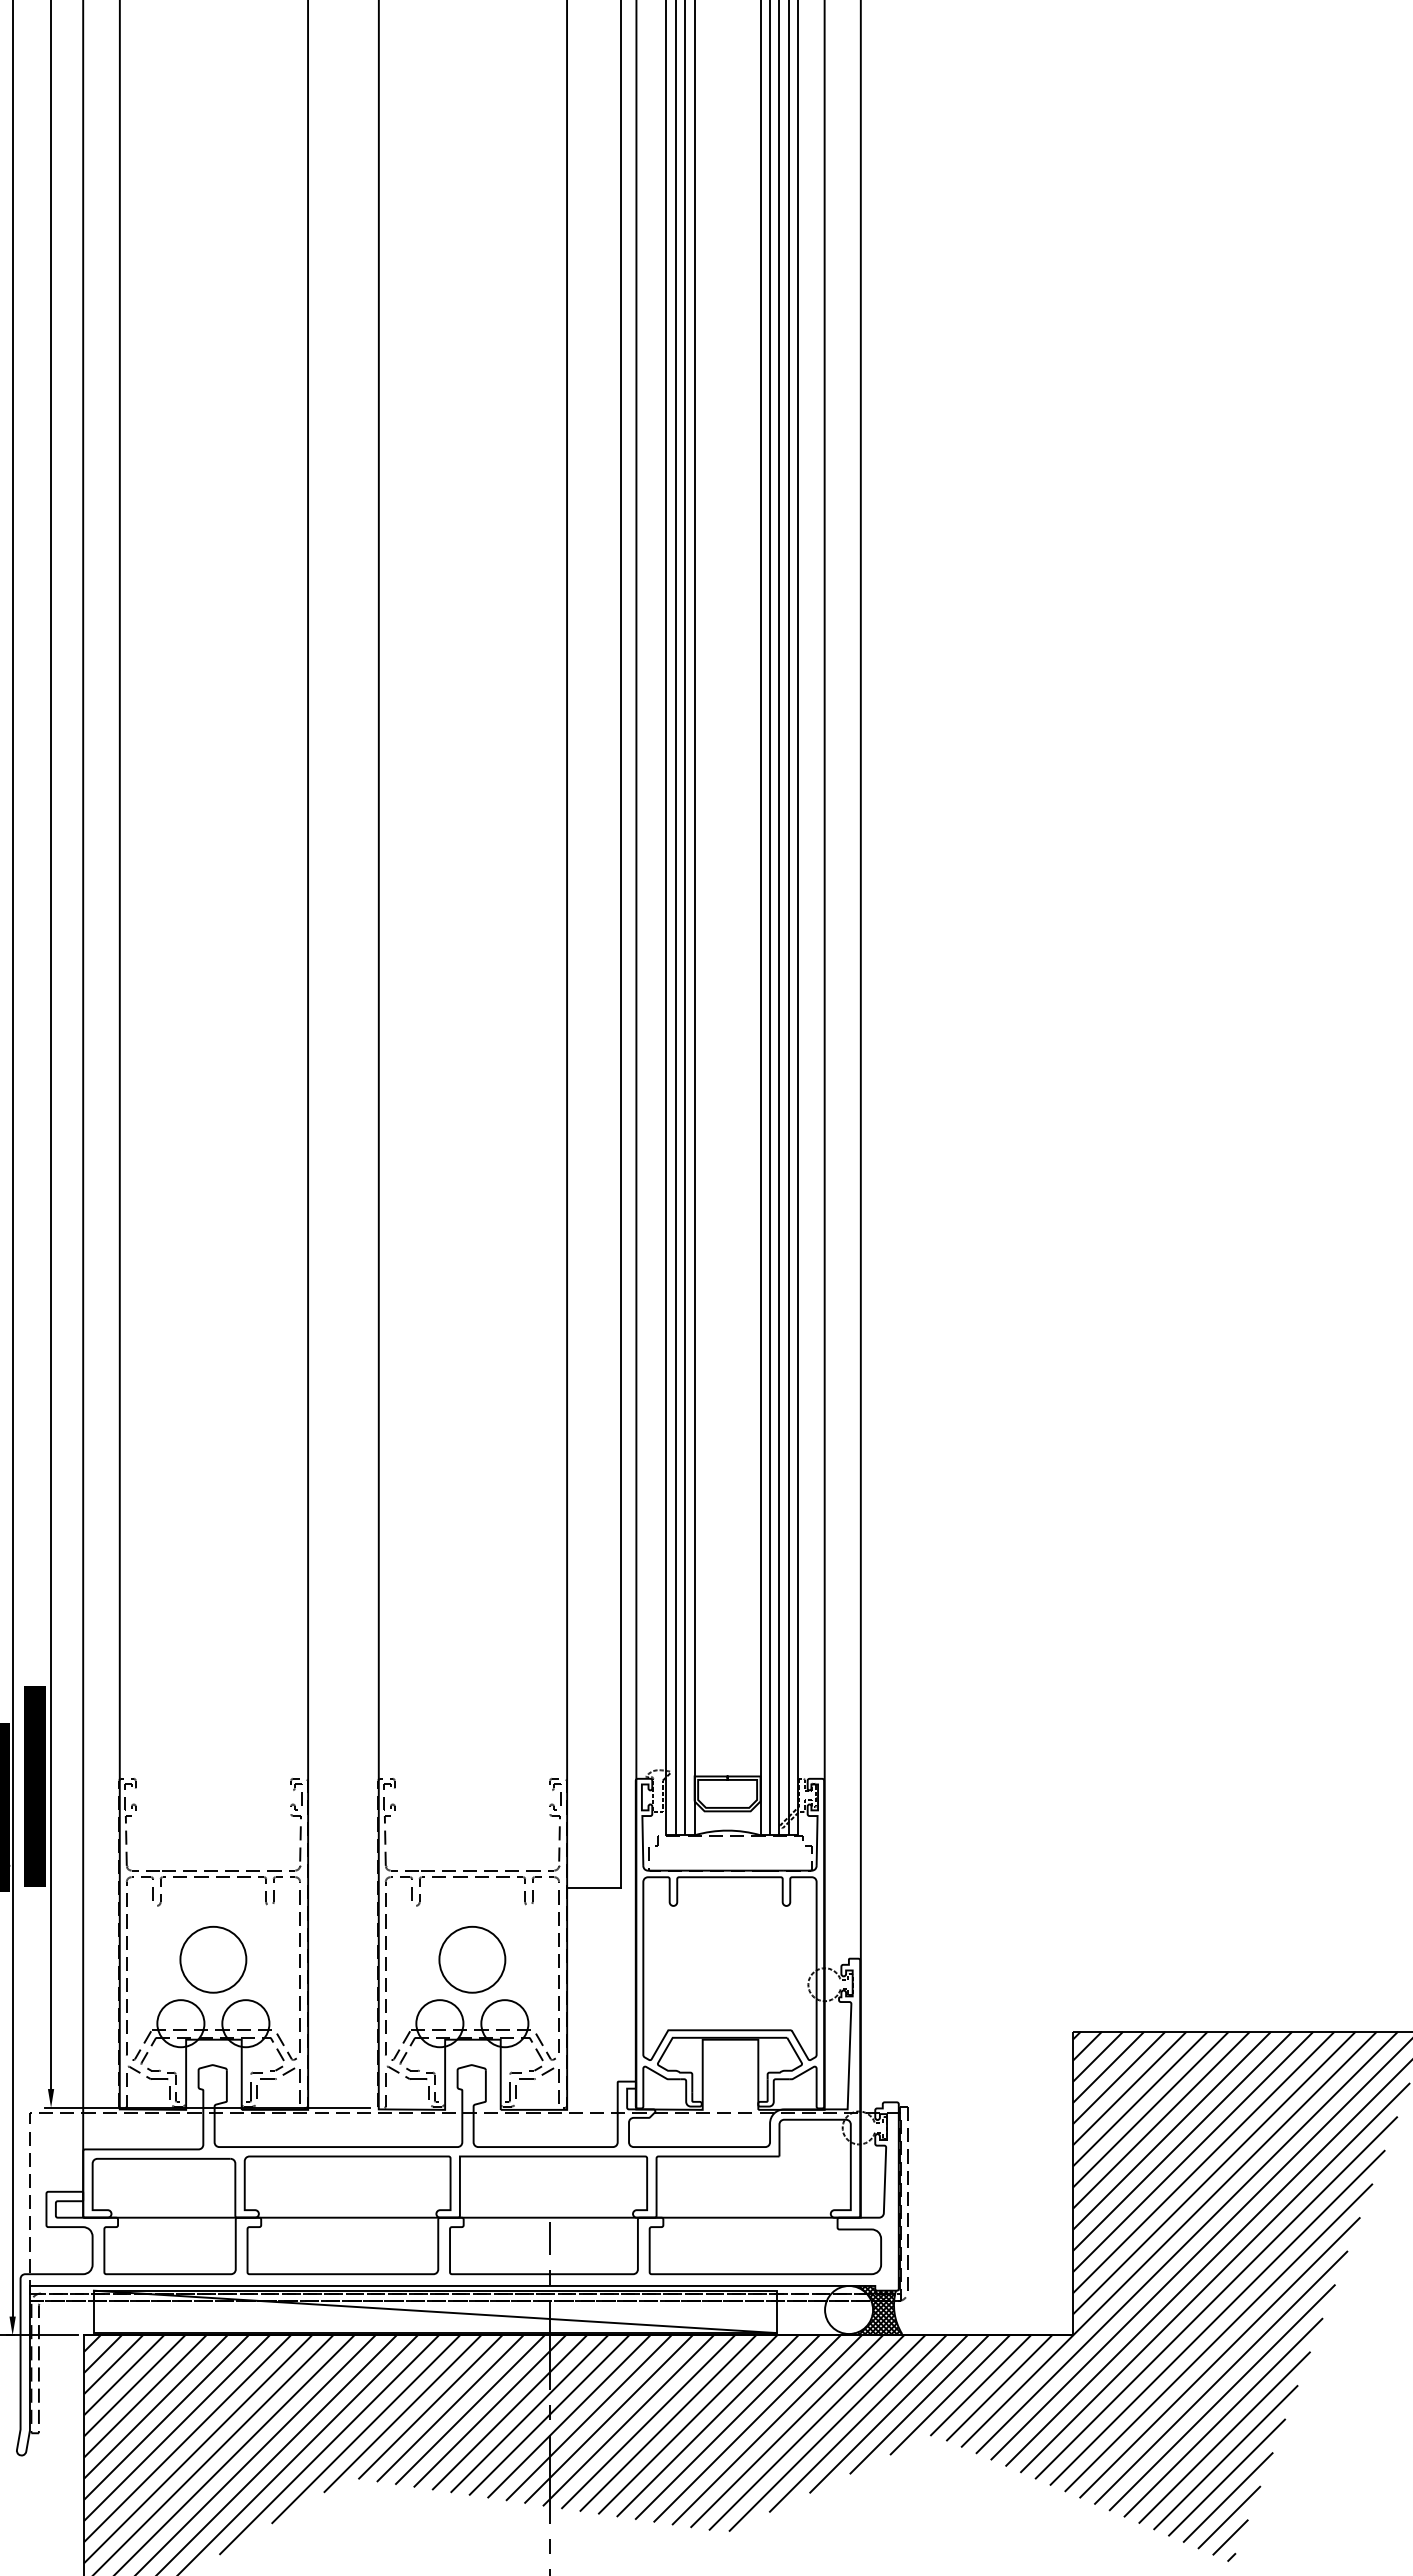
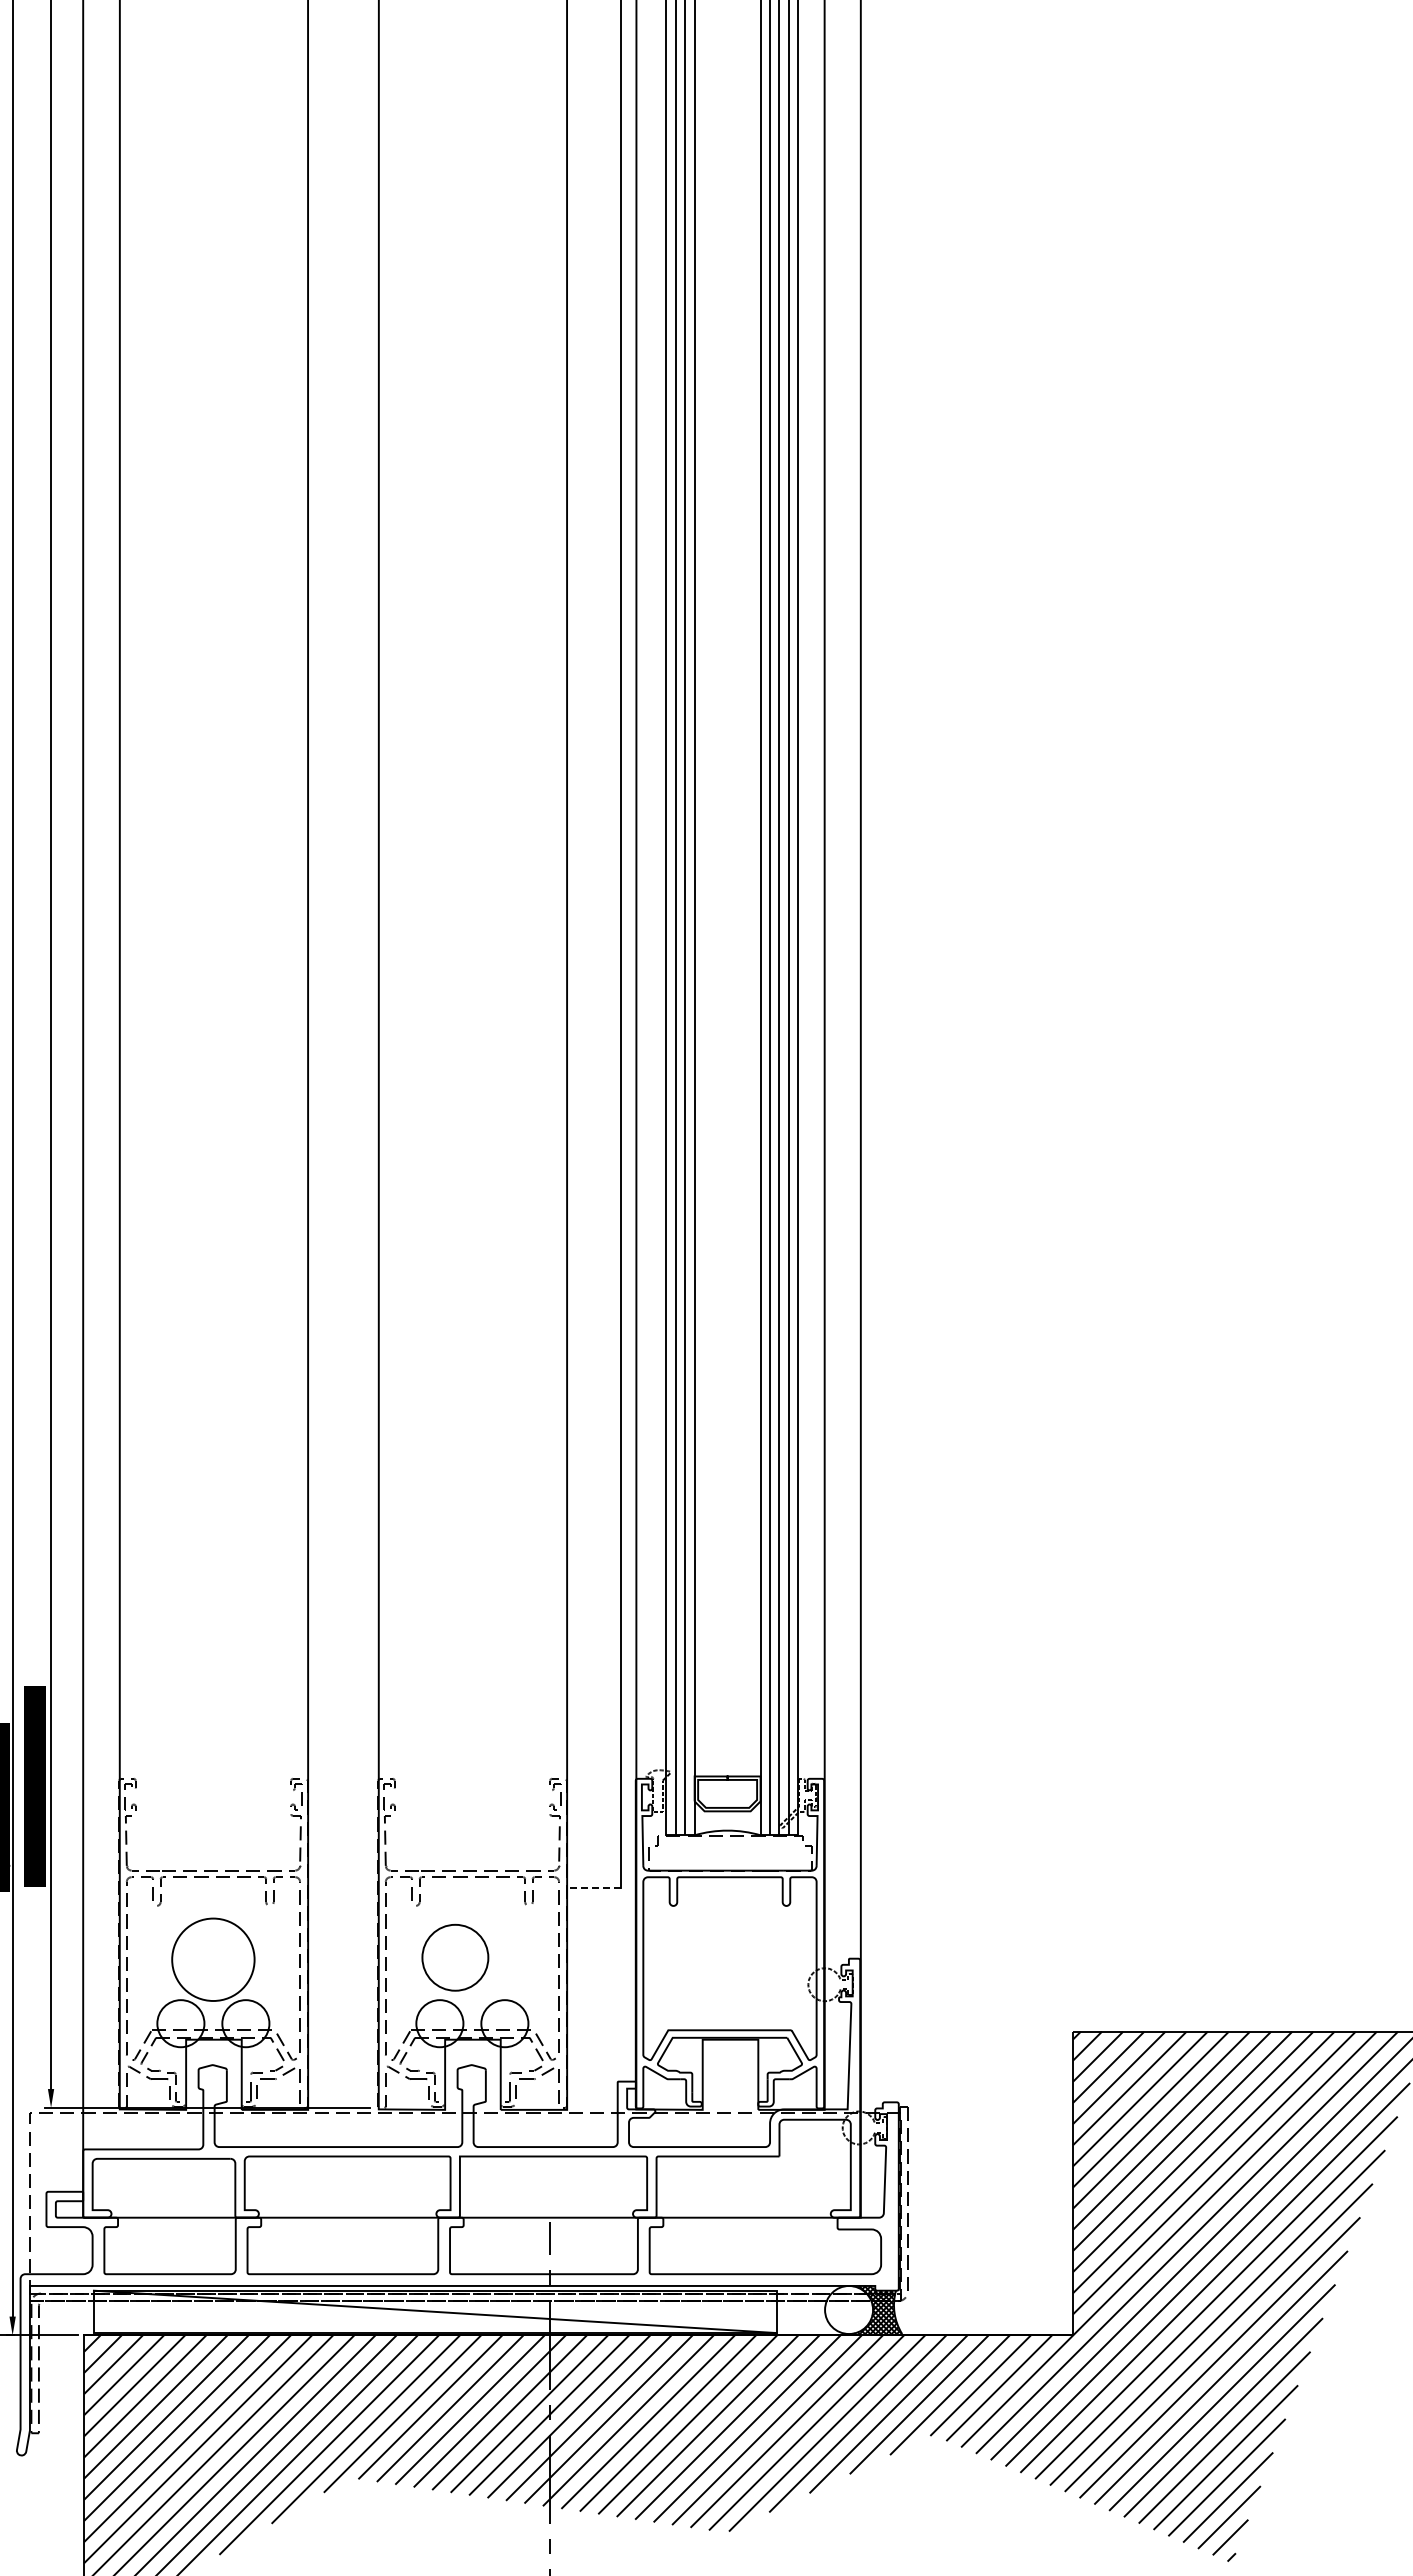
line: solid -> dashed (593, 1887)
circle diameter: 66 px -> 82 px (213, 1959)
circle position: (472, 1959) -> (455, 1957) (455, 1957)
